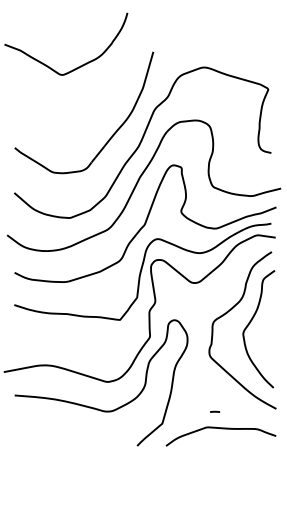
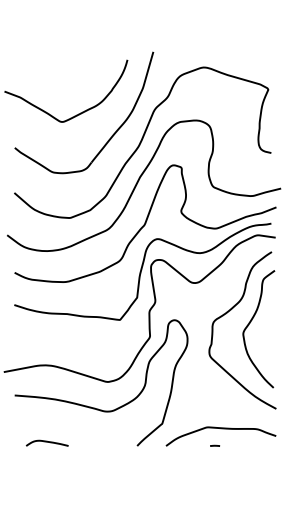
curve position: (78, 66) -> (78, 113) (78, 113)
curve position: (215, 411) -> (215, 445) (215, 445)
curve: none -> present (46, 442)
